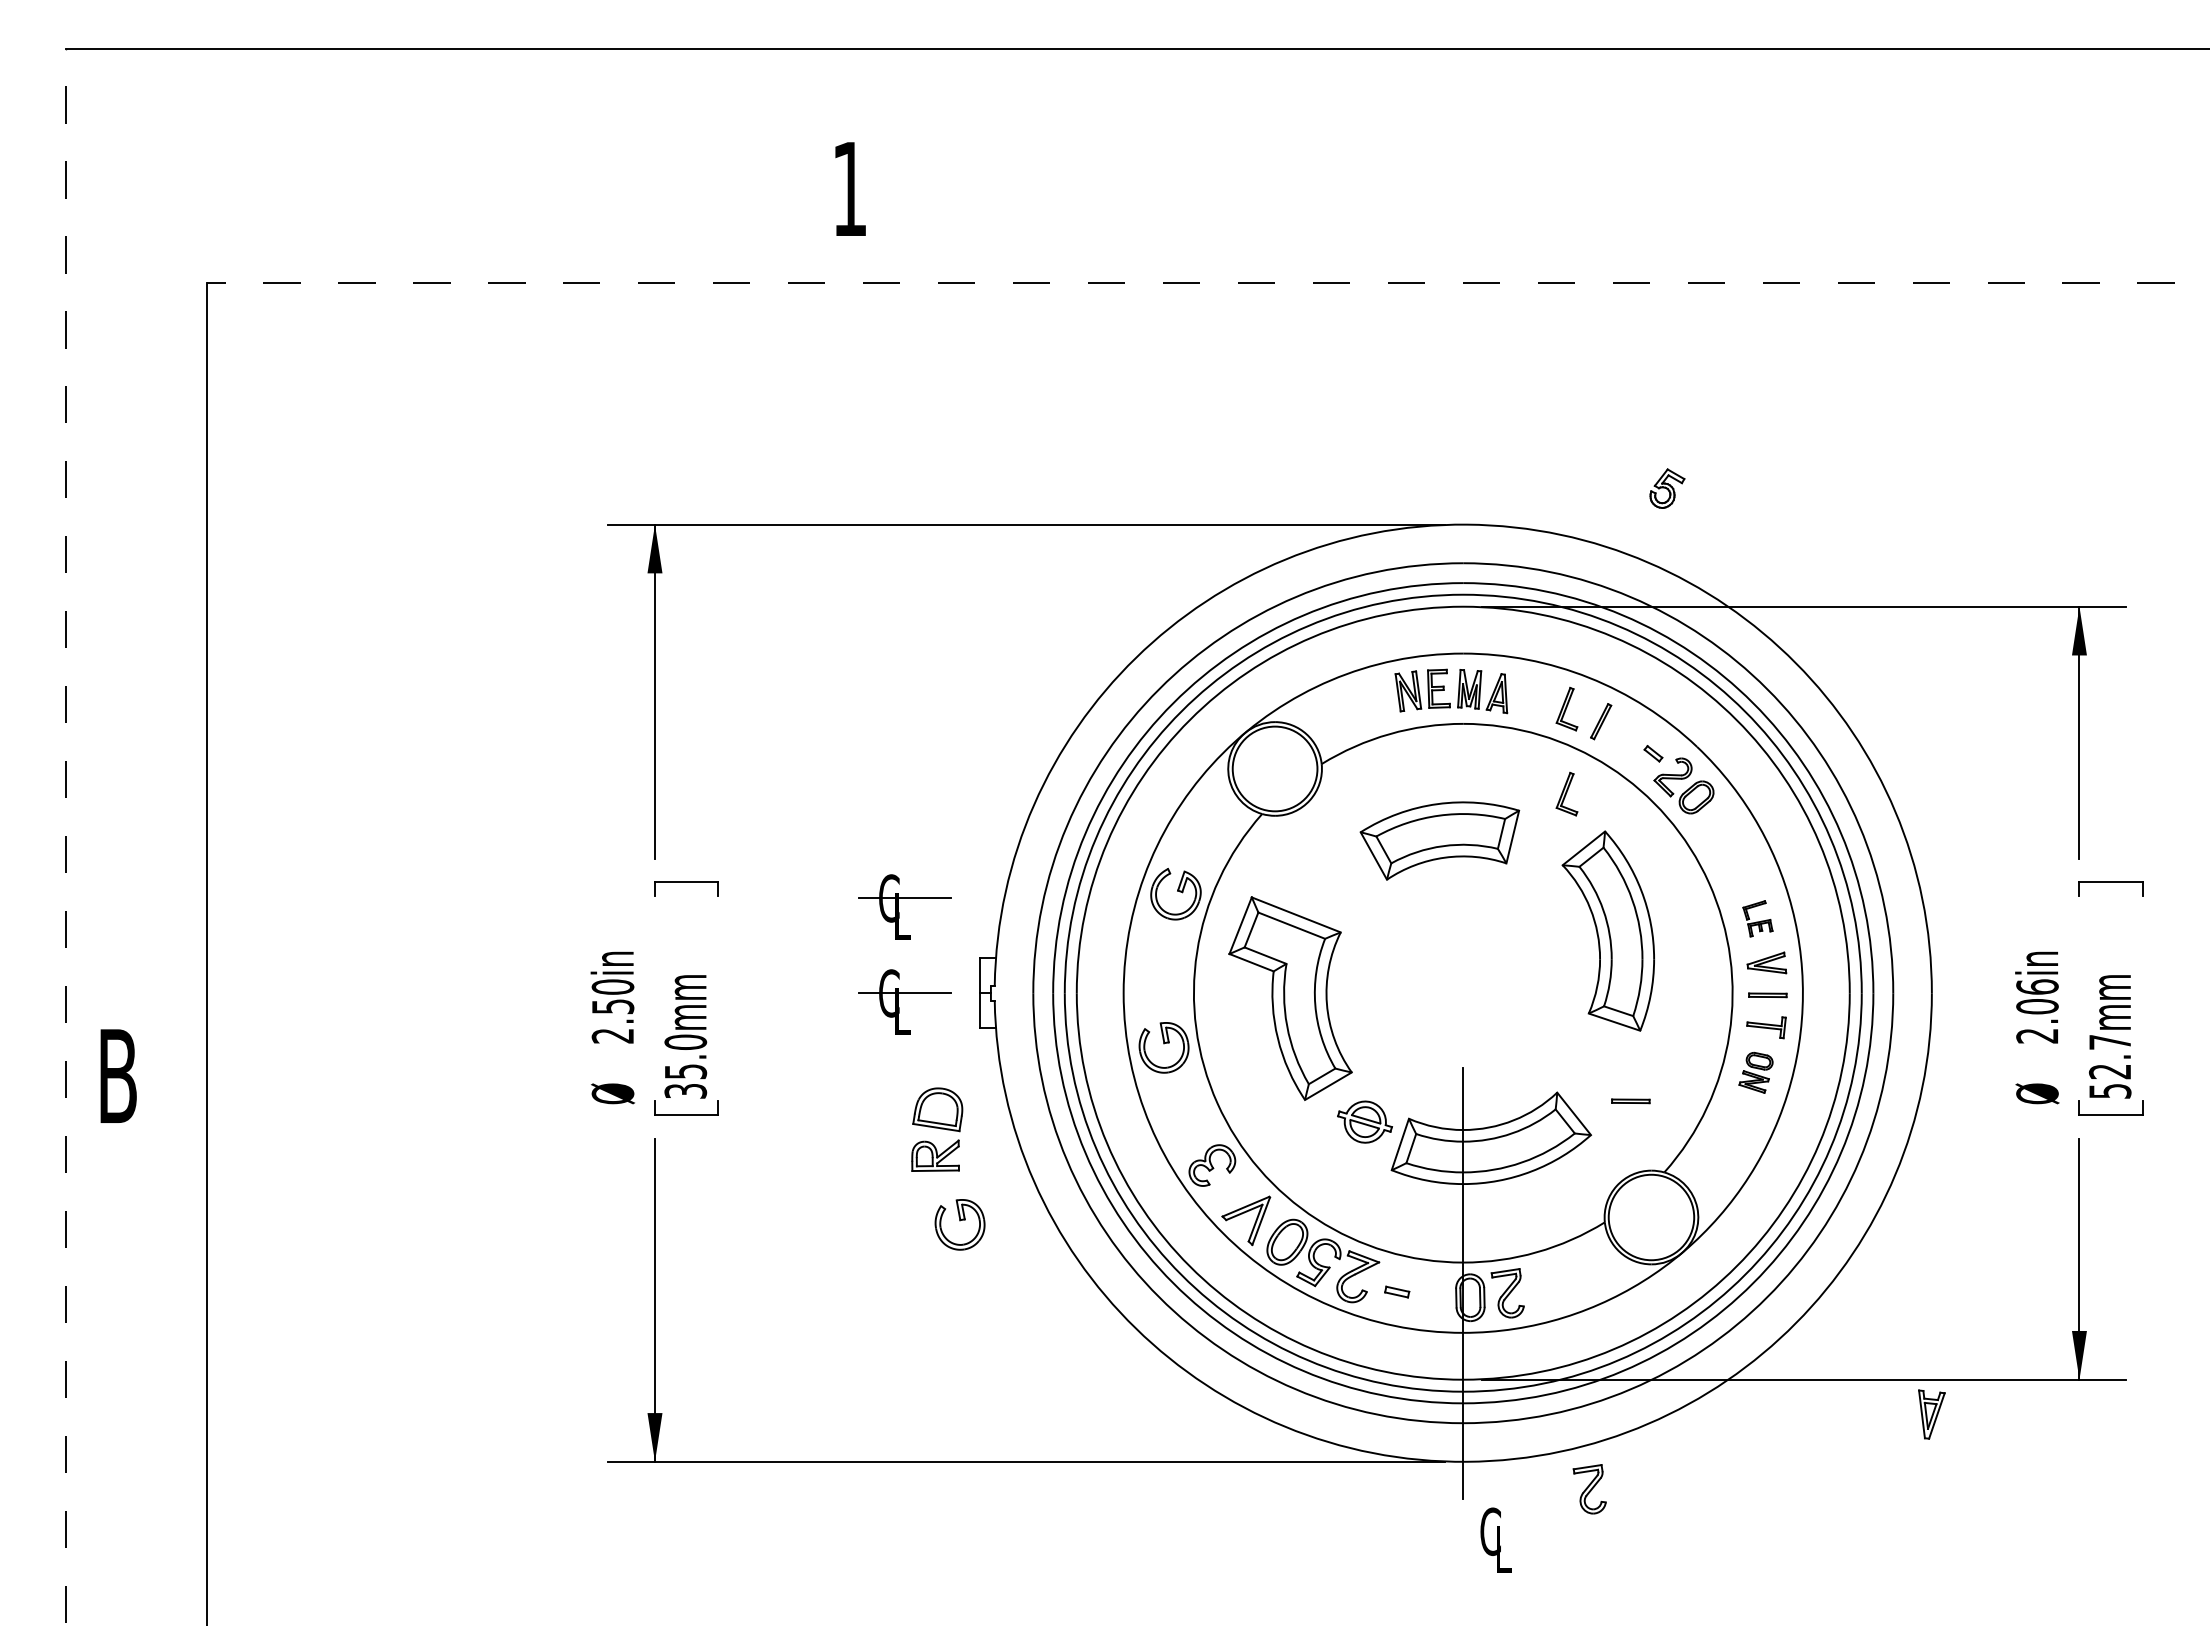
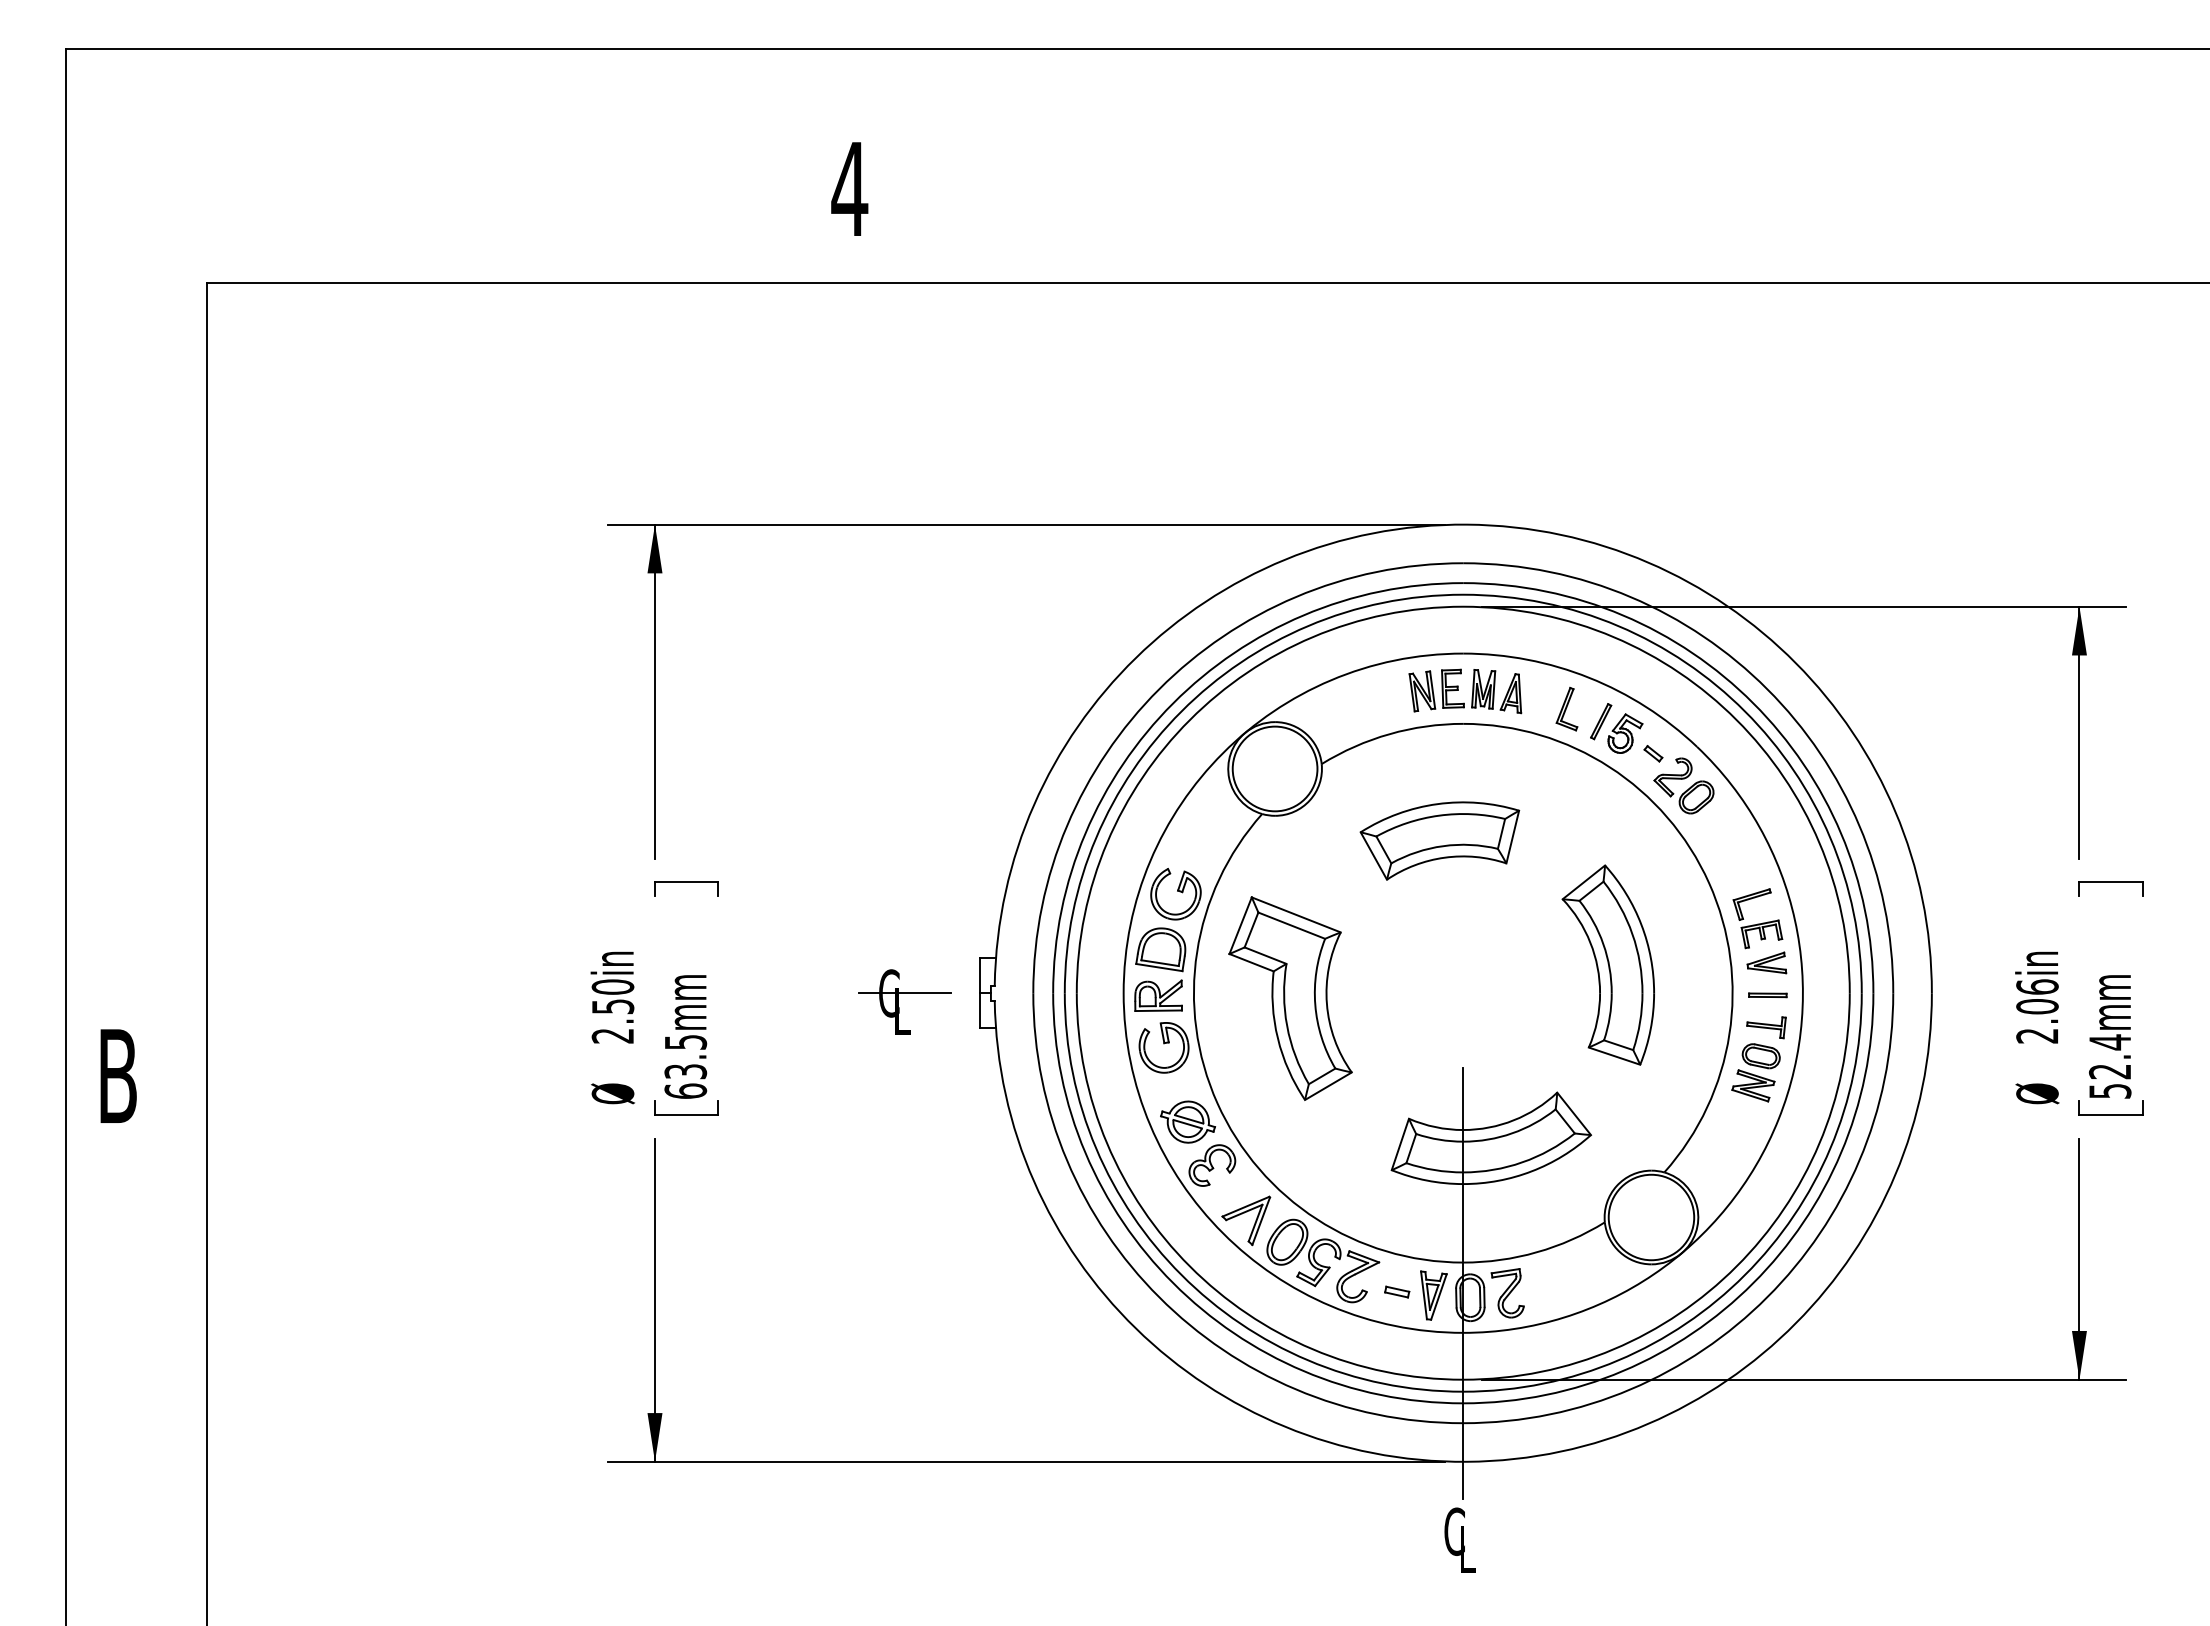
text: 1 -> 4 (849, 188)
line: dashed -> solid (1208, 282)
part position: (1667, 488) -> (1625, 733) (1625, 733)
part position: (1458, 691) -> (1472, 691) (1472, 691)
part: present -> none (1566, 793)
line: dashed -> solid (66, 836)
part: present -> none (904, 906)
part size: 32x38 px -> 52x62 px (1757, 918)
part position: (1607, 930) -> (1607, 964) (1607, 964)
text: 52.7mm -> 52.4mm (2109, 1042)
text: 35.0mm -> 63.5mm (685, 1066)
part size: 36x43 px -> 50x60 px (1755, 1072)
part: present -> none (1630, 1101)
part position: (1364, 1121) -> (1187, 1121) (1187, 1121)
part position: (937, 1129) -> (1160, 969) (1160, 969)
part: present -> none (959, 1224)
part position: (1931, 1414) -> (1433, 1295) (1433, 1295)
part: present -> none (1589, 1489)
text position: (1495, 1539) -> (1459, 1539) (1459, 1539)
